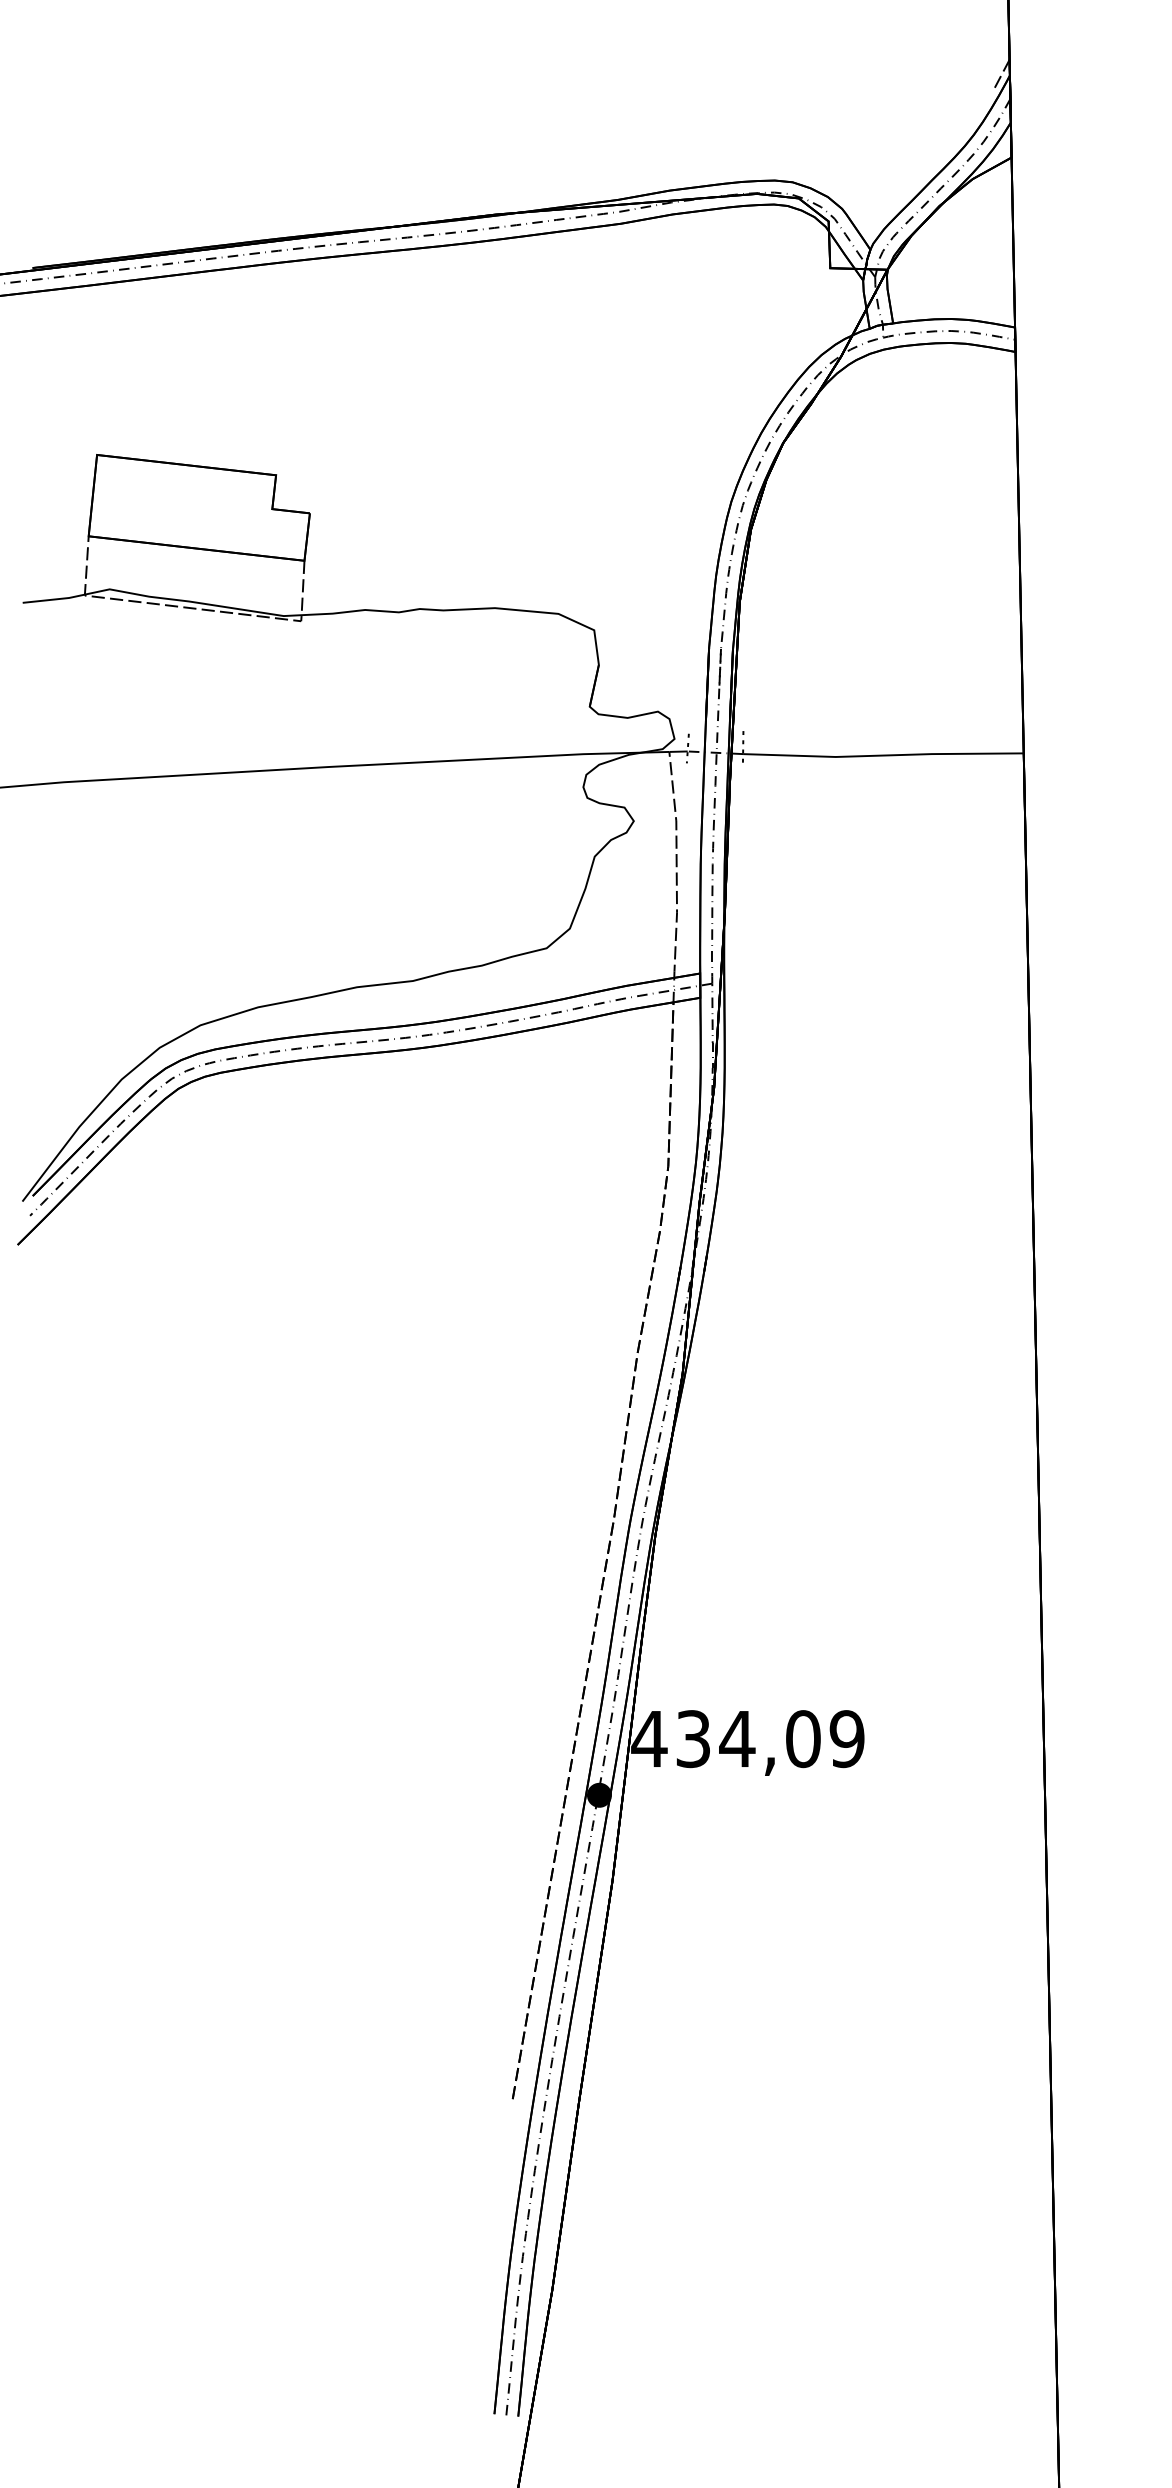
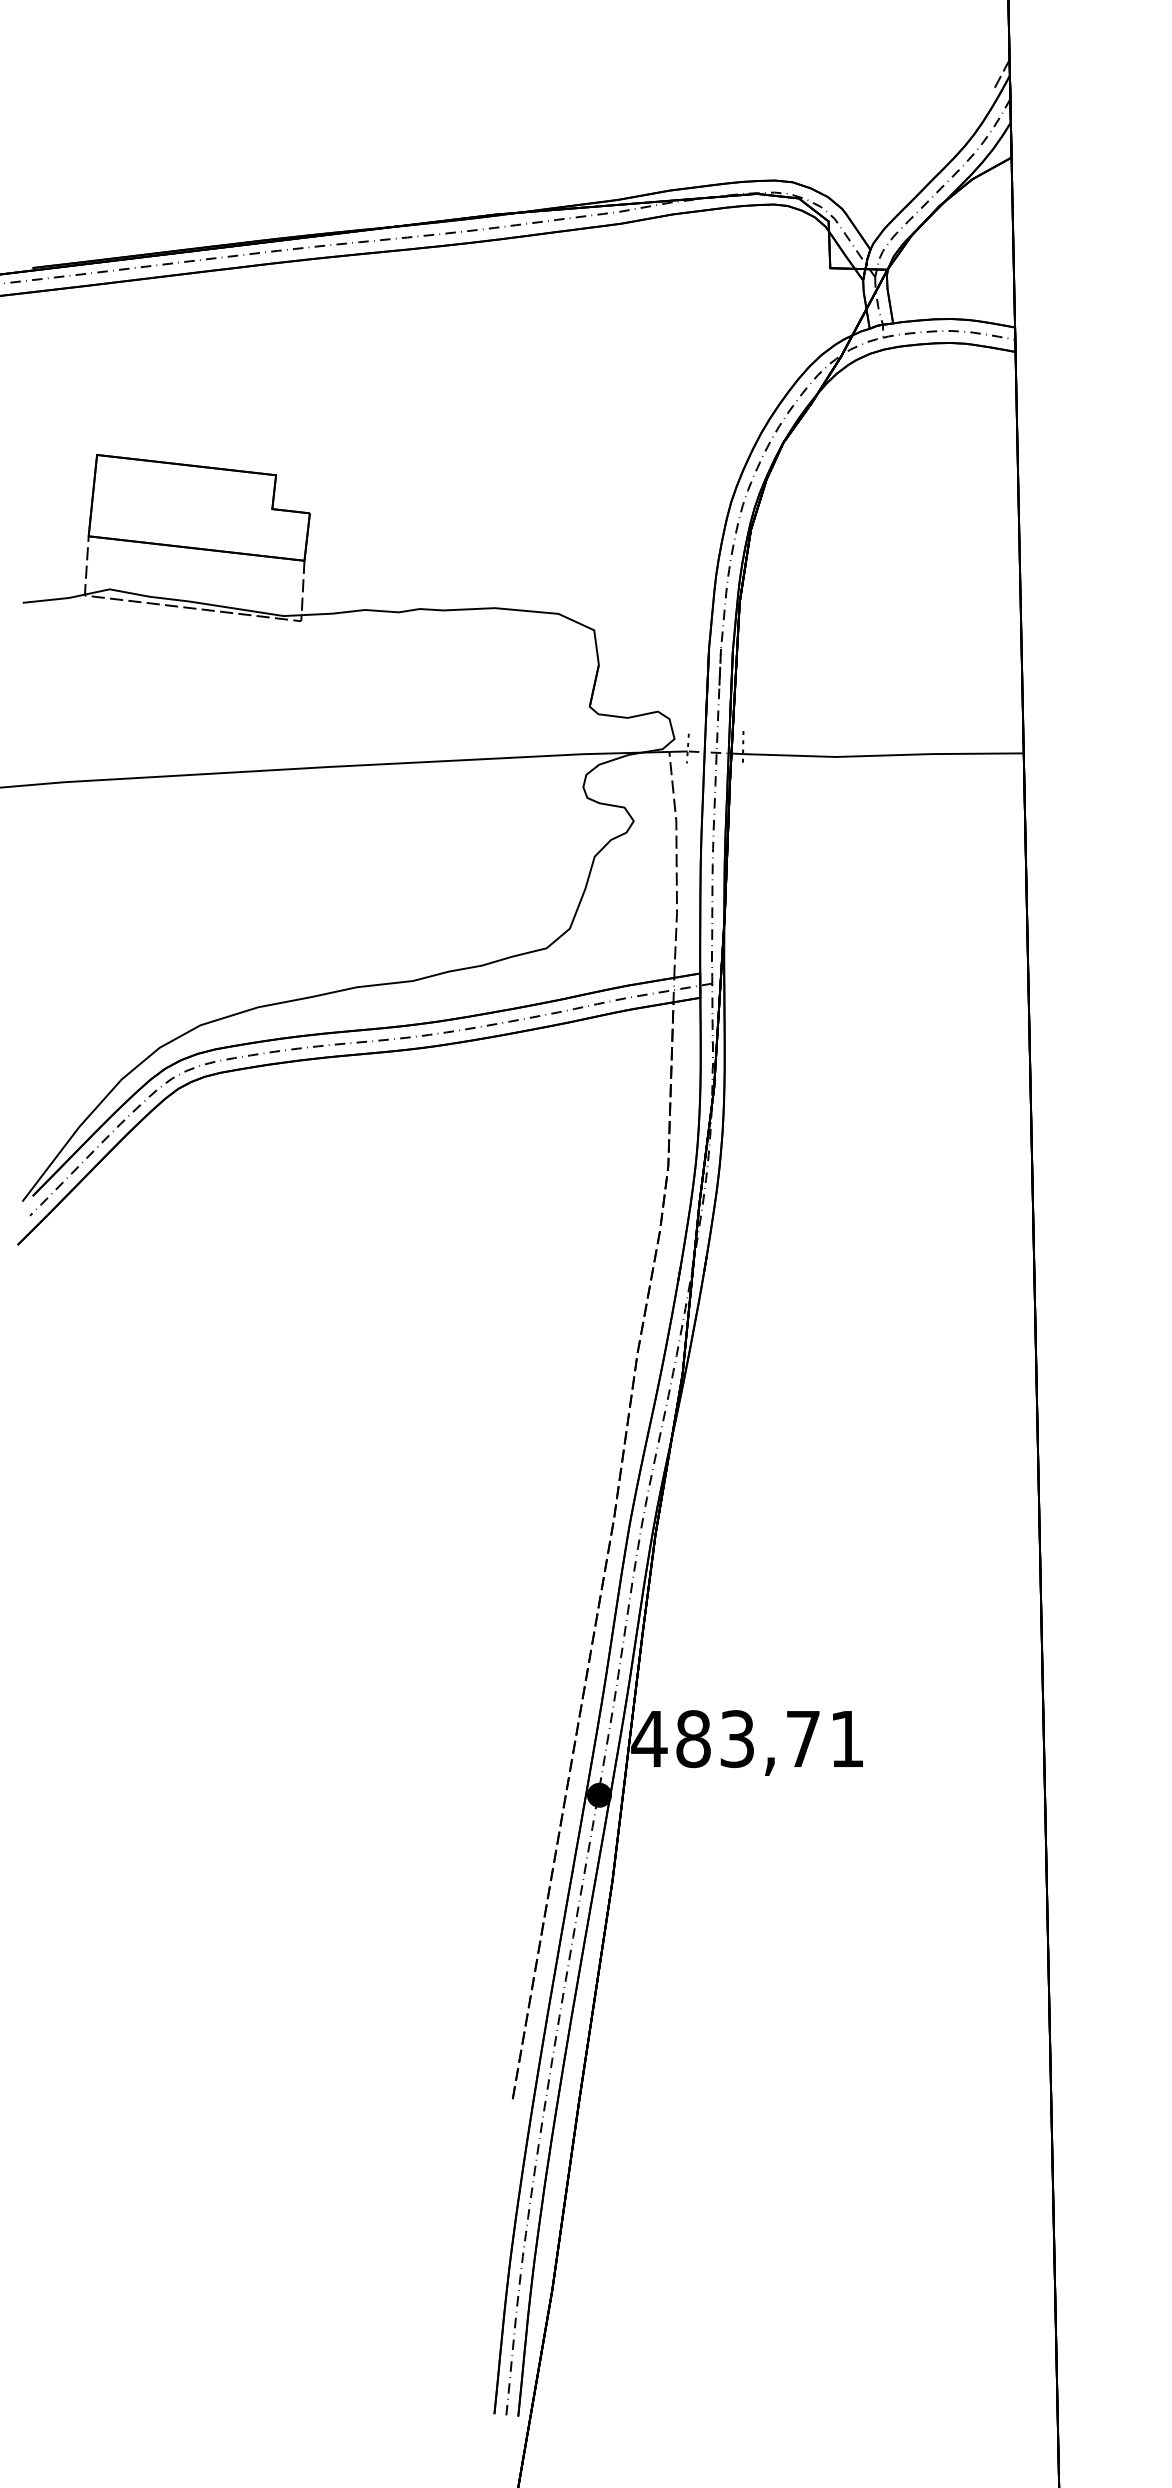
text: 434,09 -> 483,71 (770, 1739)
